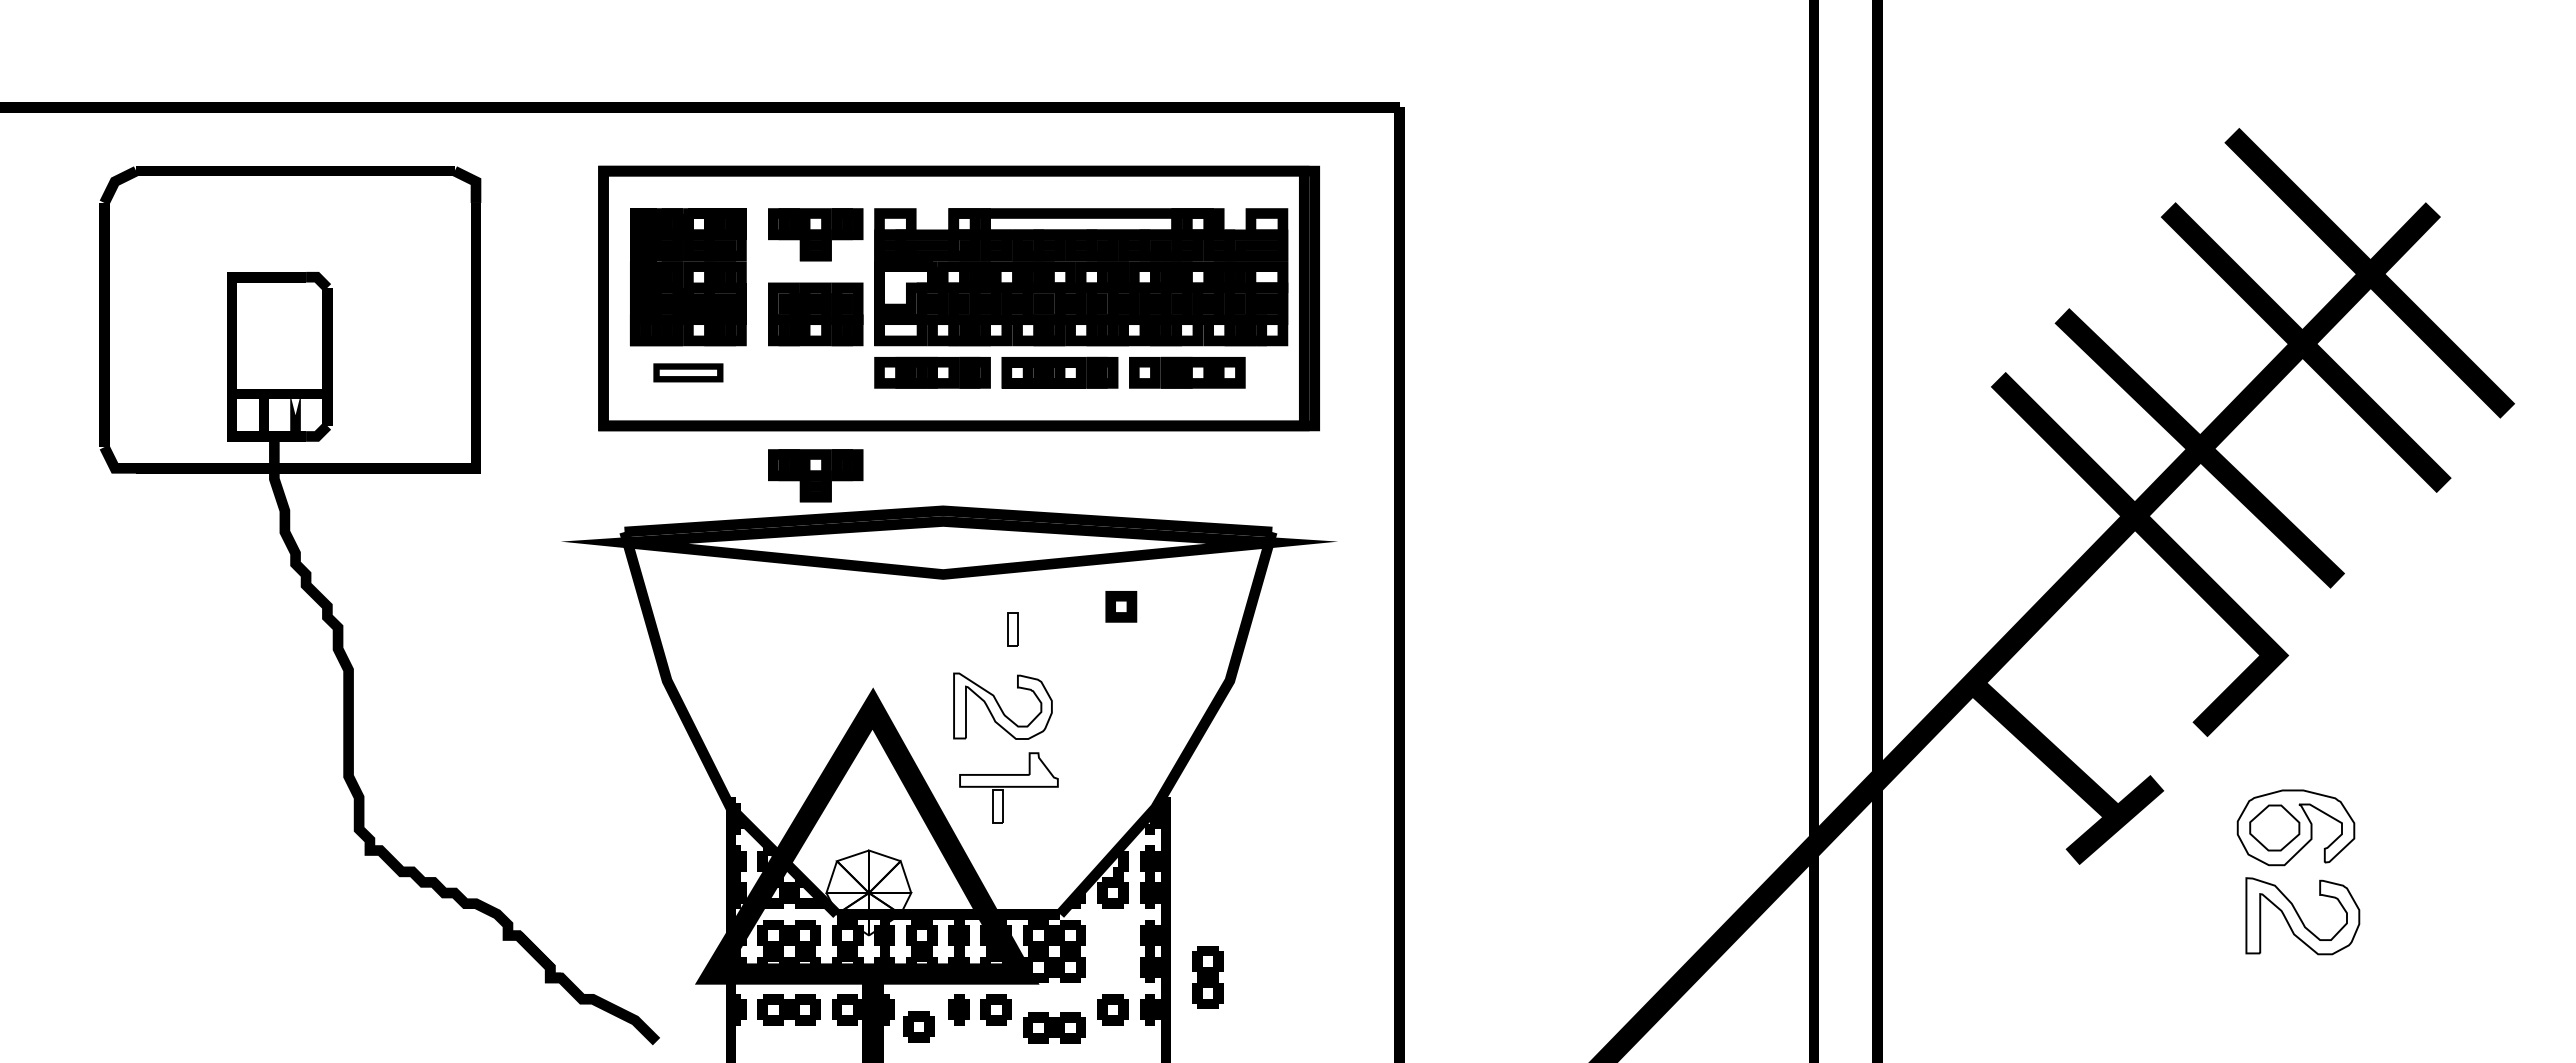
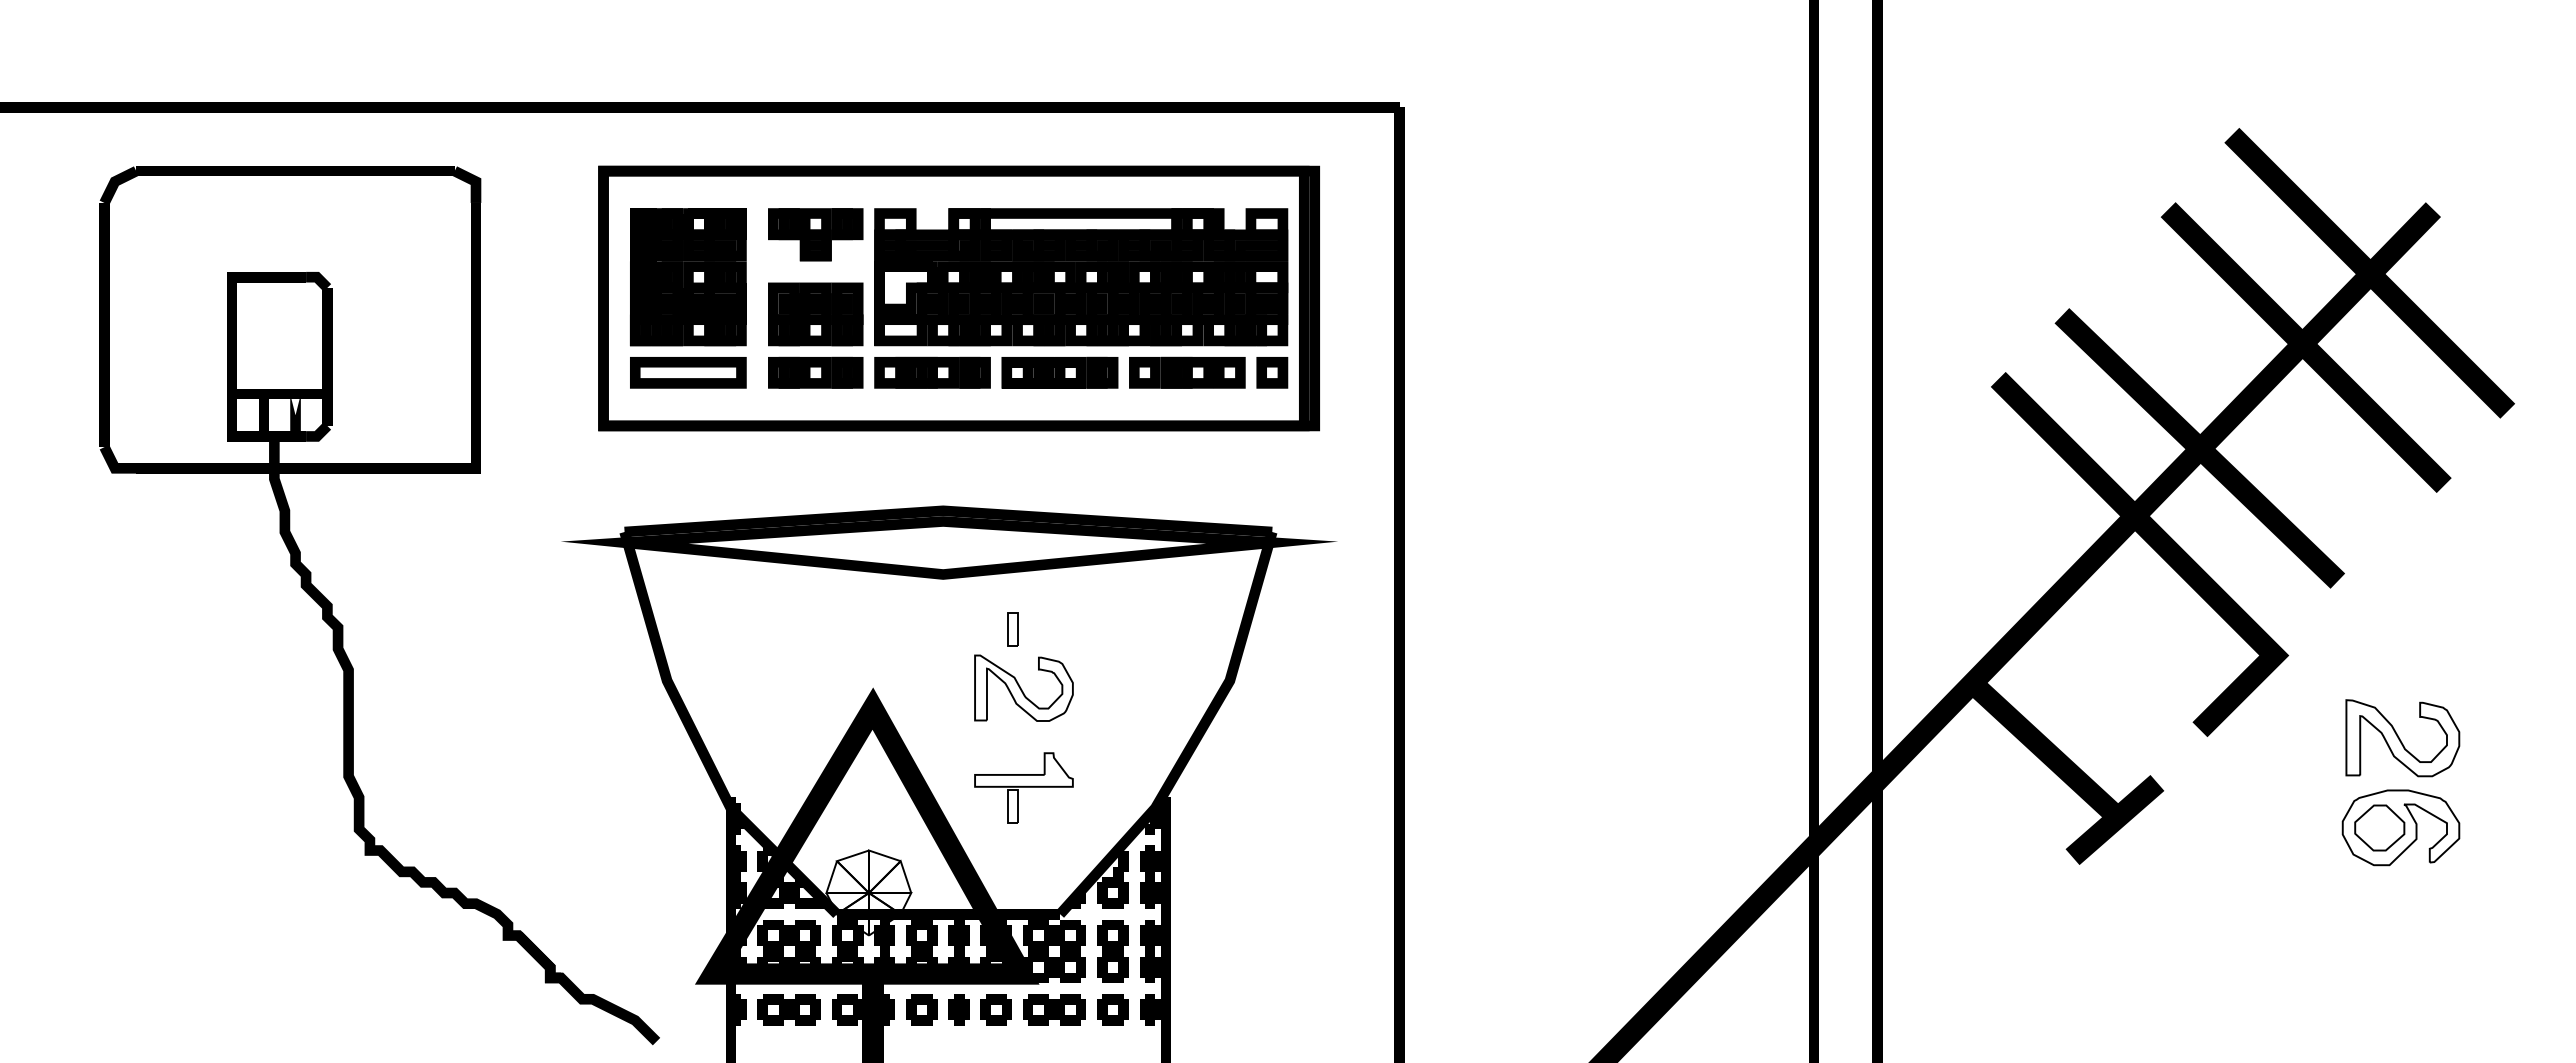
part size: 71x20 px -> 117x32 px (688, 372)
part: none -> present (815, 372)
part: present -> none (815, 475)
part position: (1121, 606) -> (1272, 372) (1272, 372)
part position: (1002, 705) -> (1023, 687) (1023, 687)
part position: (1008, 787) -> (1023, 787) (1023, 787)
part position: (2295, 827) -> (2400, 827) (2400, 827)
part position: (2302, 916) -> (2402, 738) (2402, 738)
part position: (1207, 977) -> (1112, 951) (1112, 951)
part position: (918, 1026) -> (921, 1009) (921, 1009)
part position: (1054, 1027) -> (1054, 1009) (1054, 1009)
